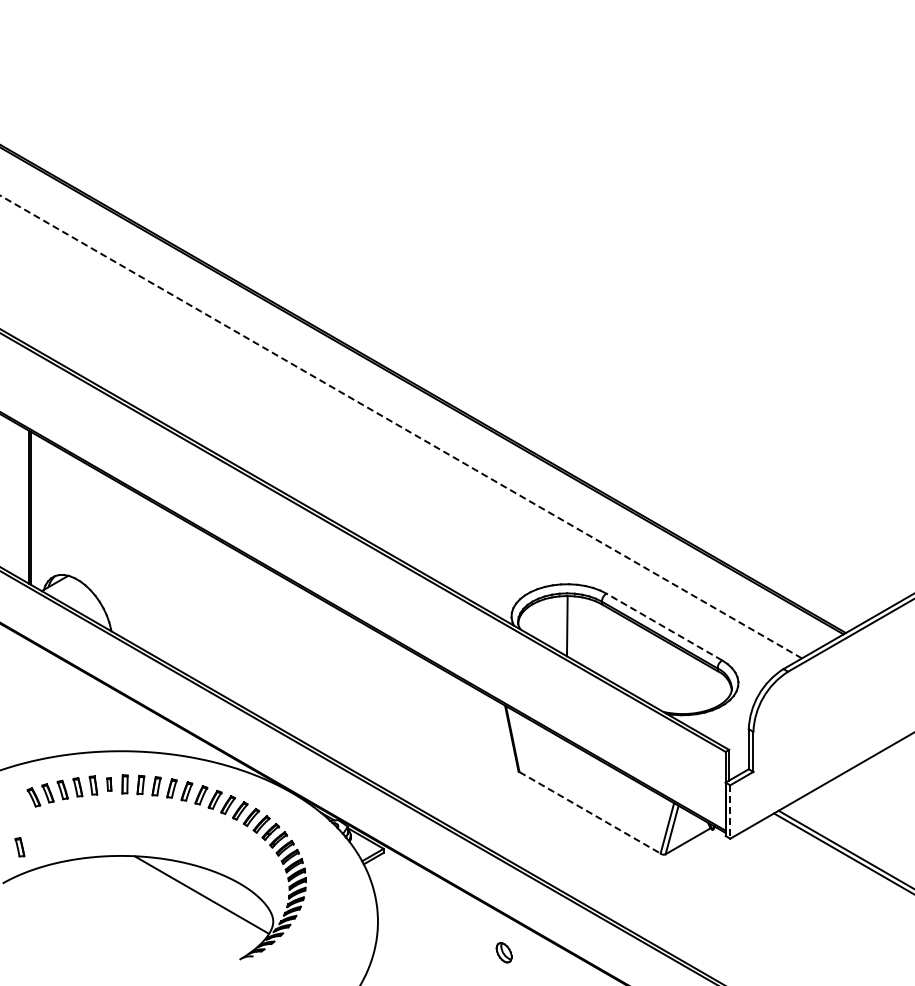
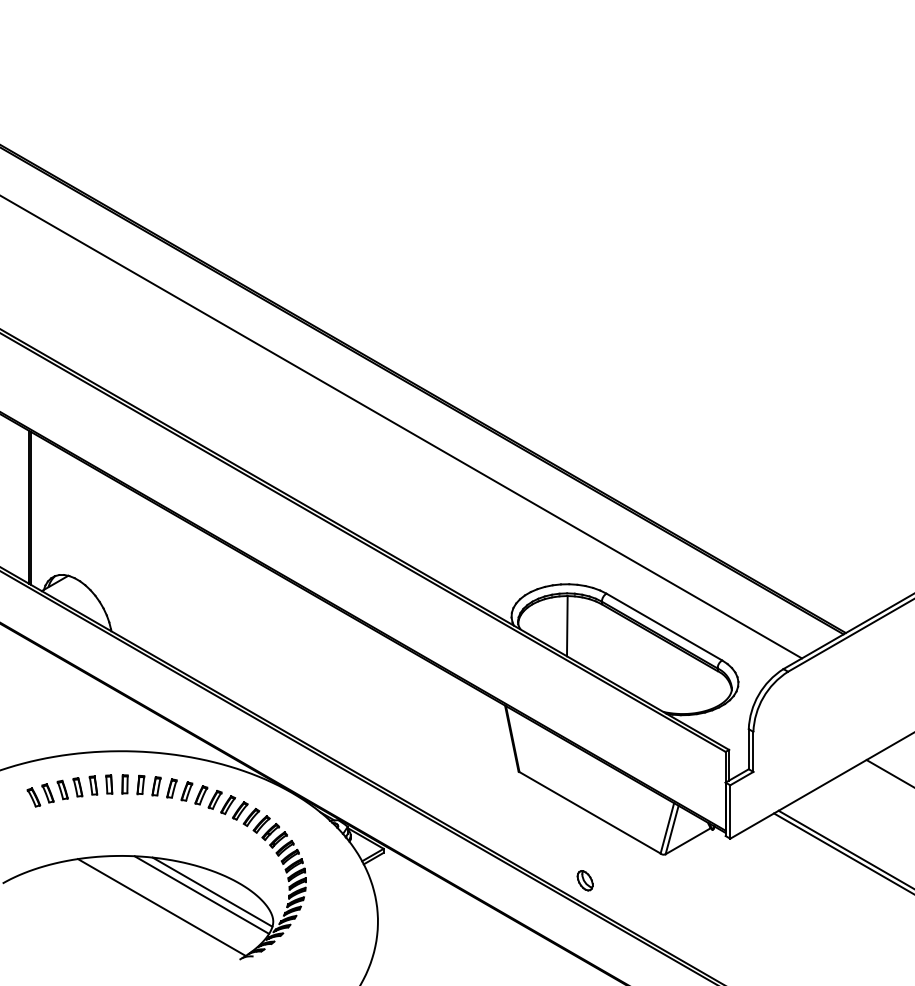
line: dashed -> solid (401, 426)
line: dashed -> solid (664, 627)
line: none -> present (888, 773)
part size: 7x15 px -> 9x21 px (109, 784)
line: dashed -> solid (730, 812)
line: dashed -> solid (590, 813)
part: present -> none (19, 847)
line: none -> present (212, 891)
line: none -> present (161, 907)
part position: (503, 952) -> (584, 880) (584, 880)
